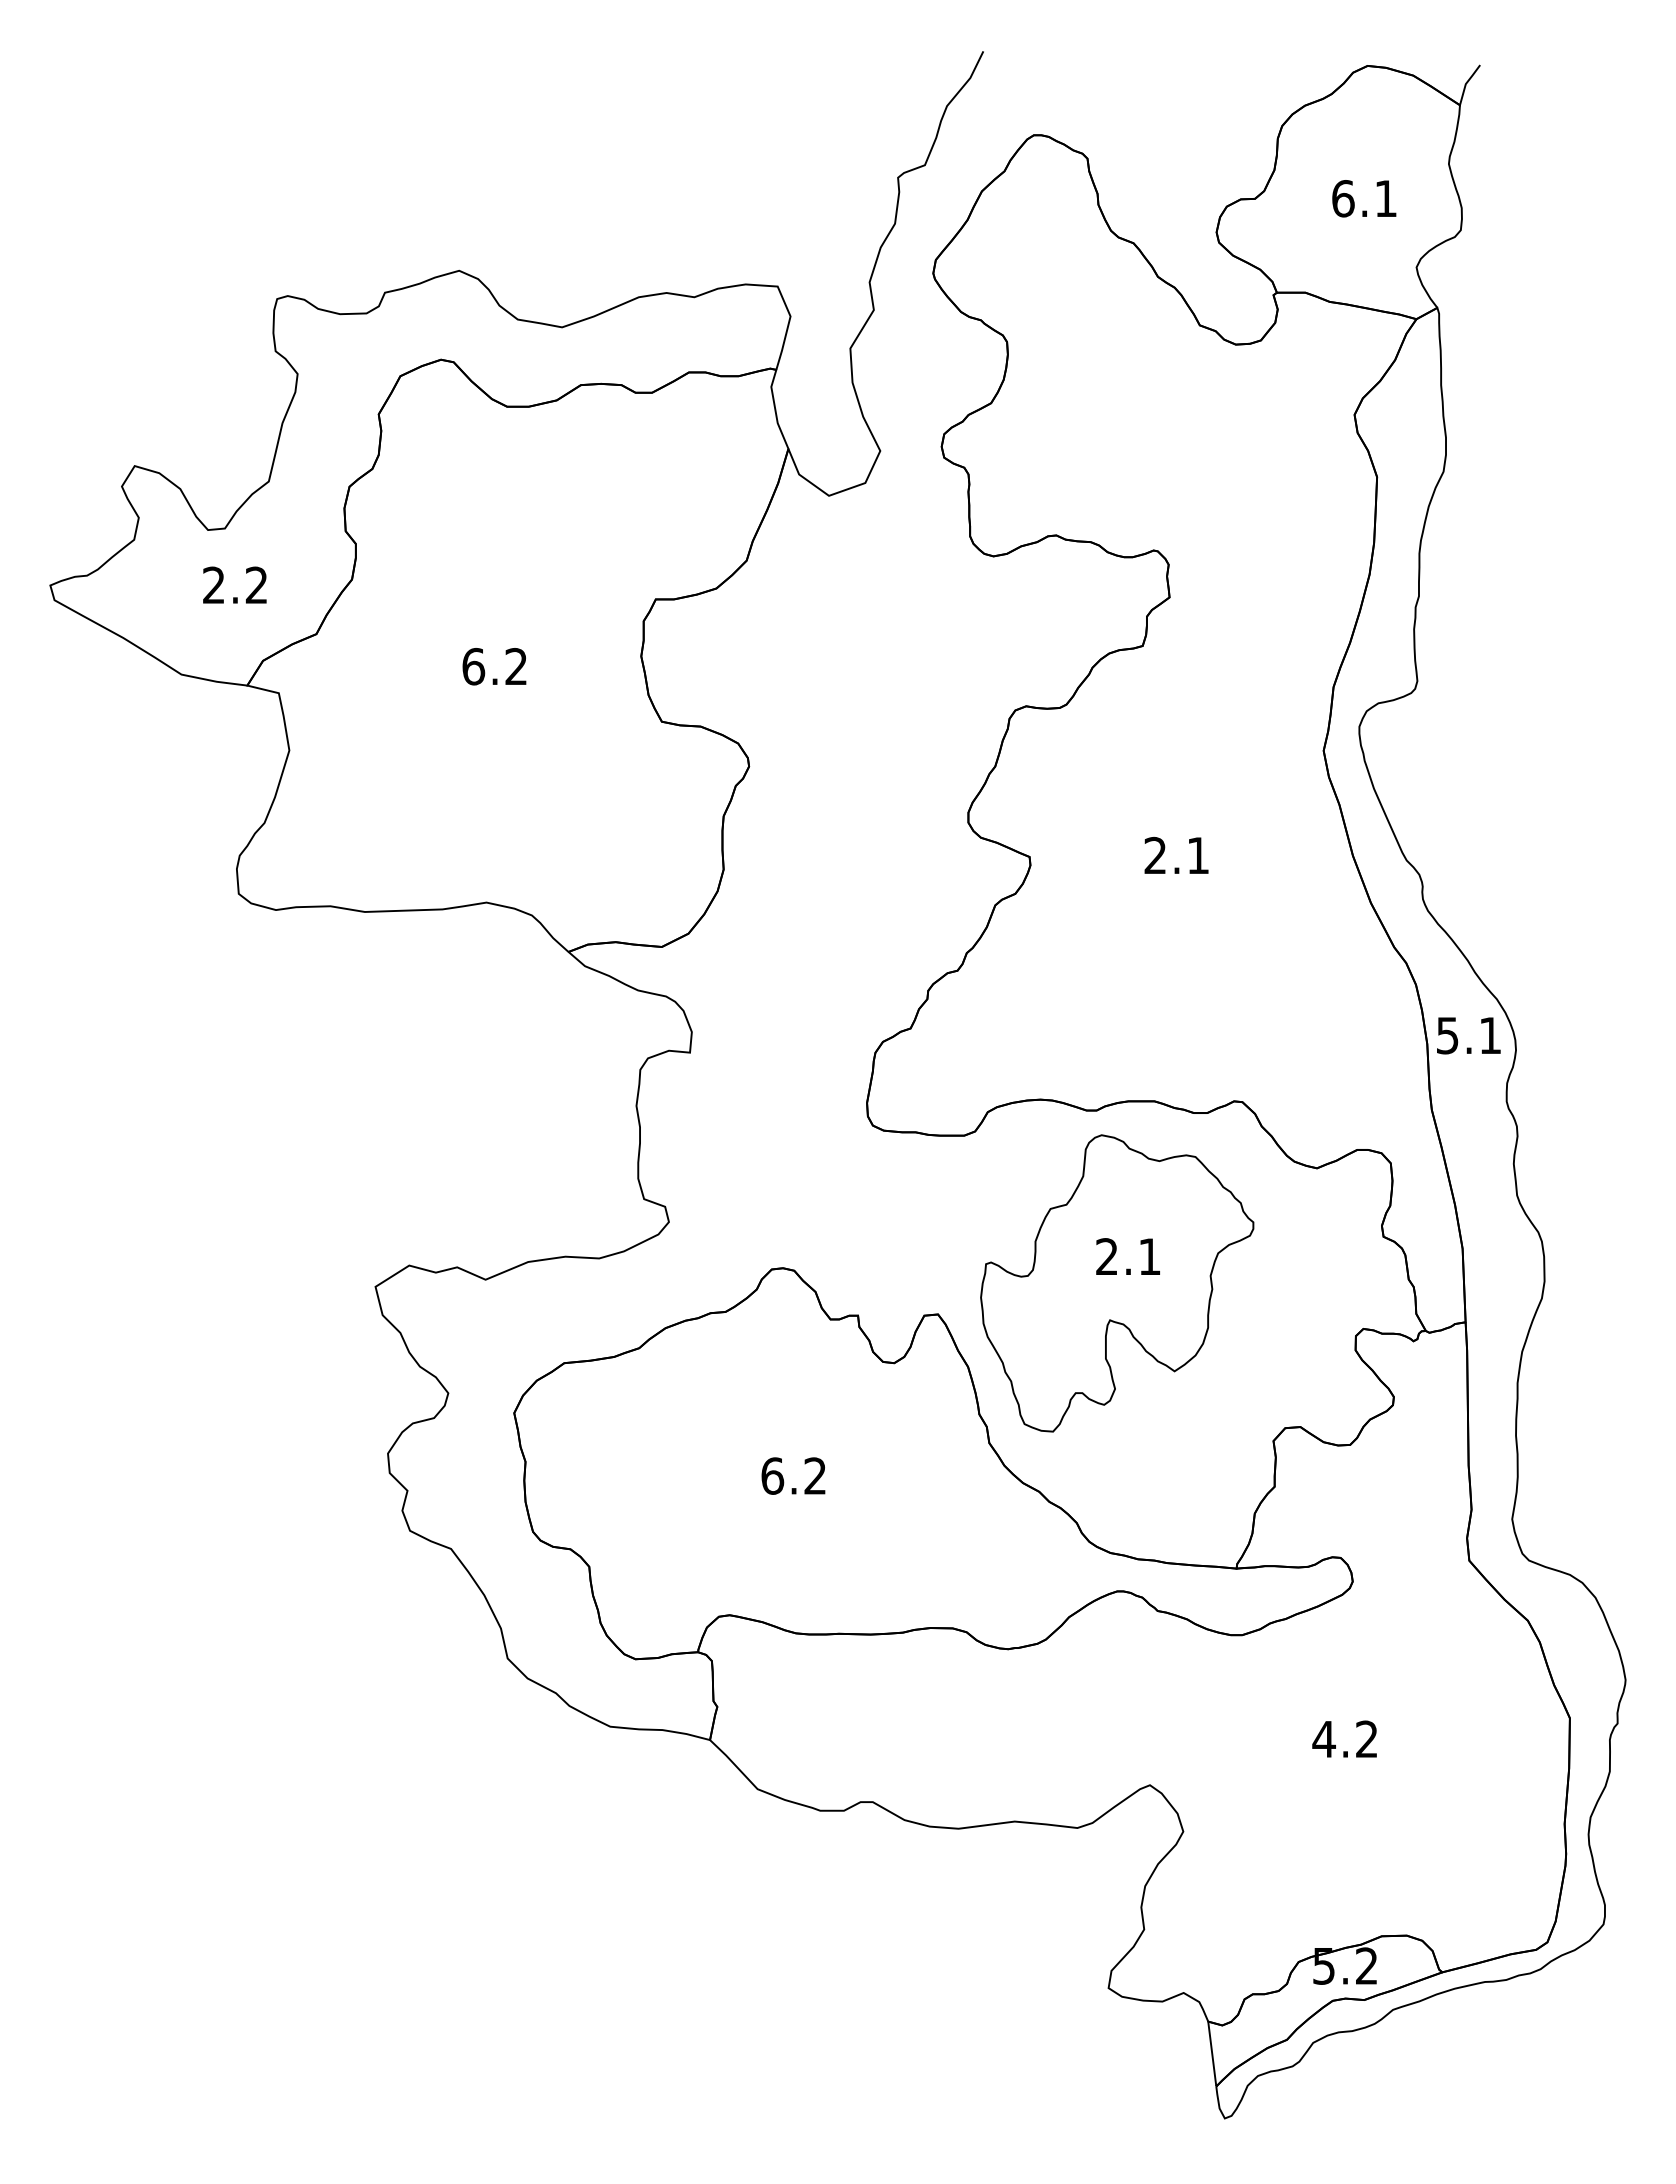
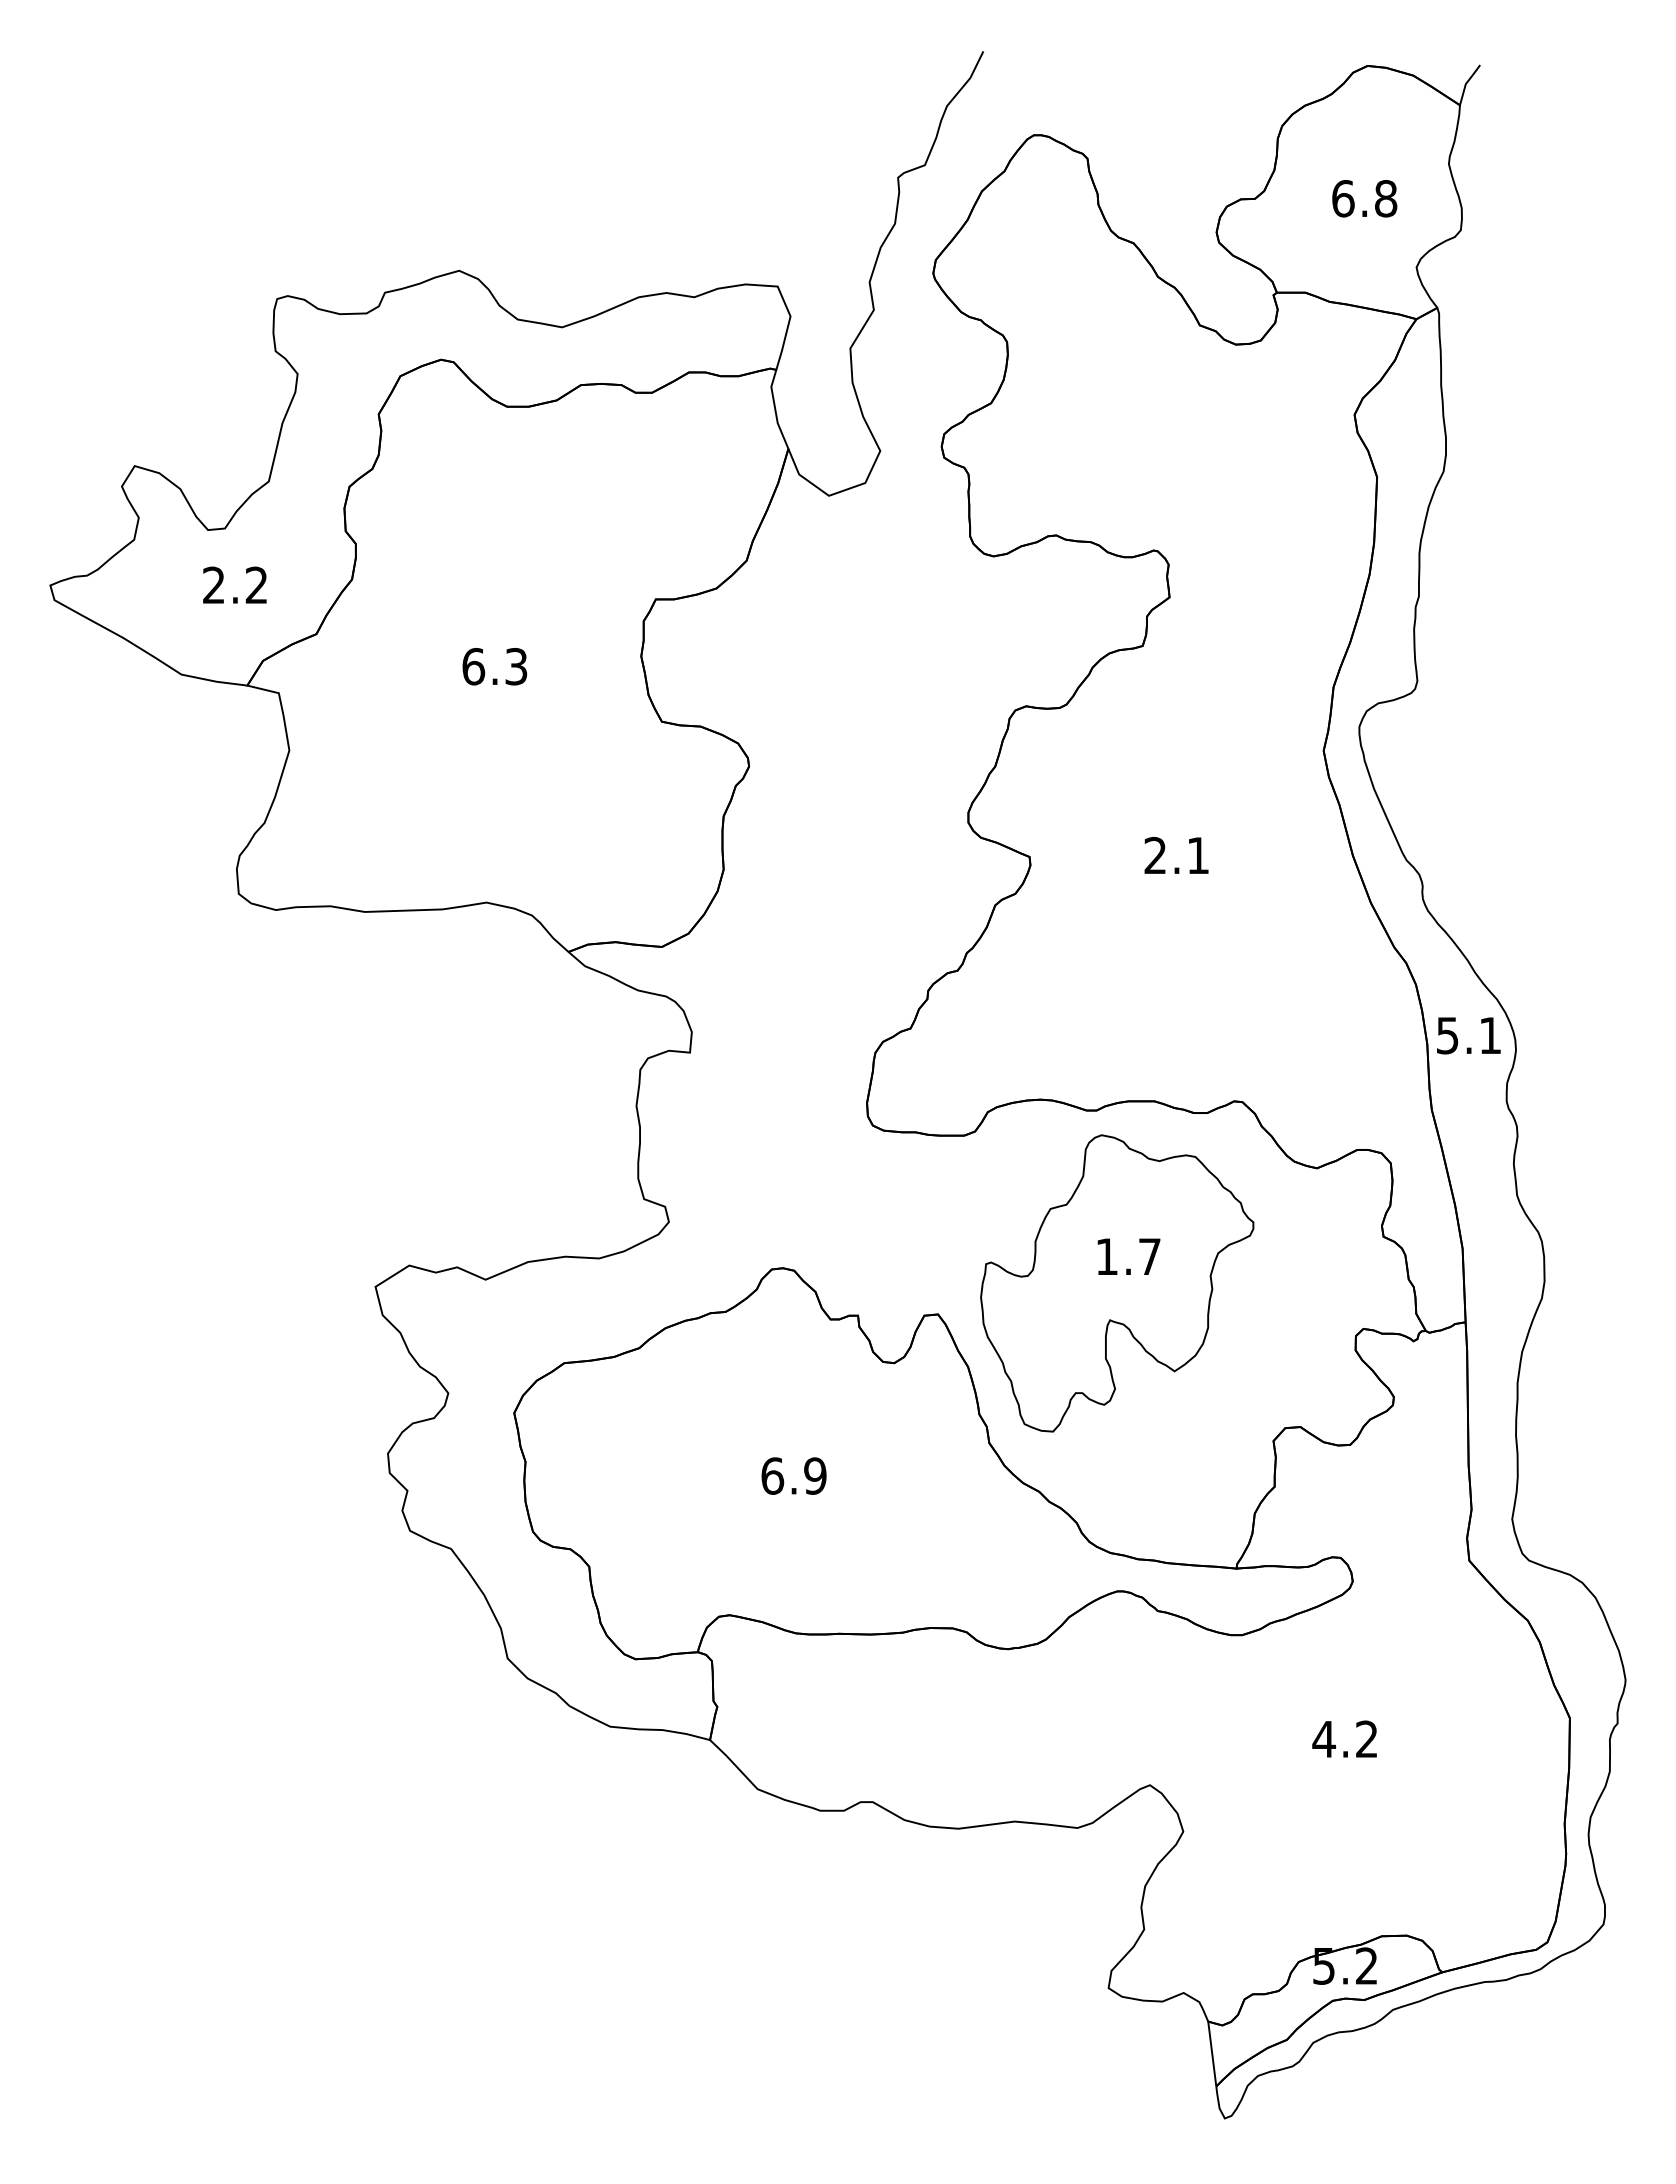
text: 6.1 -> 6.8 (1386, 198)
text: 6.2 -> 6.3 (516, 666)
text: 2.1 -> 1.7 (1128, 1256)
text: 6.2 -> 6.9 (815, 1475)
